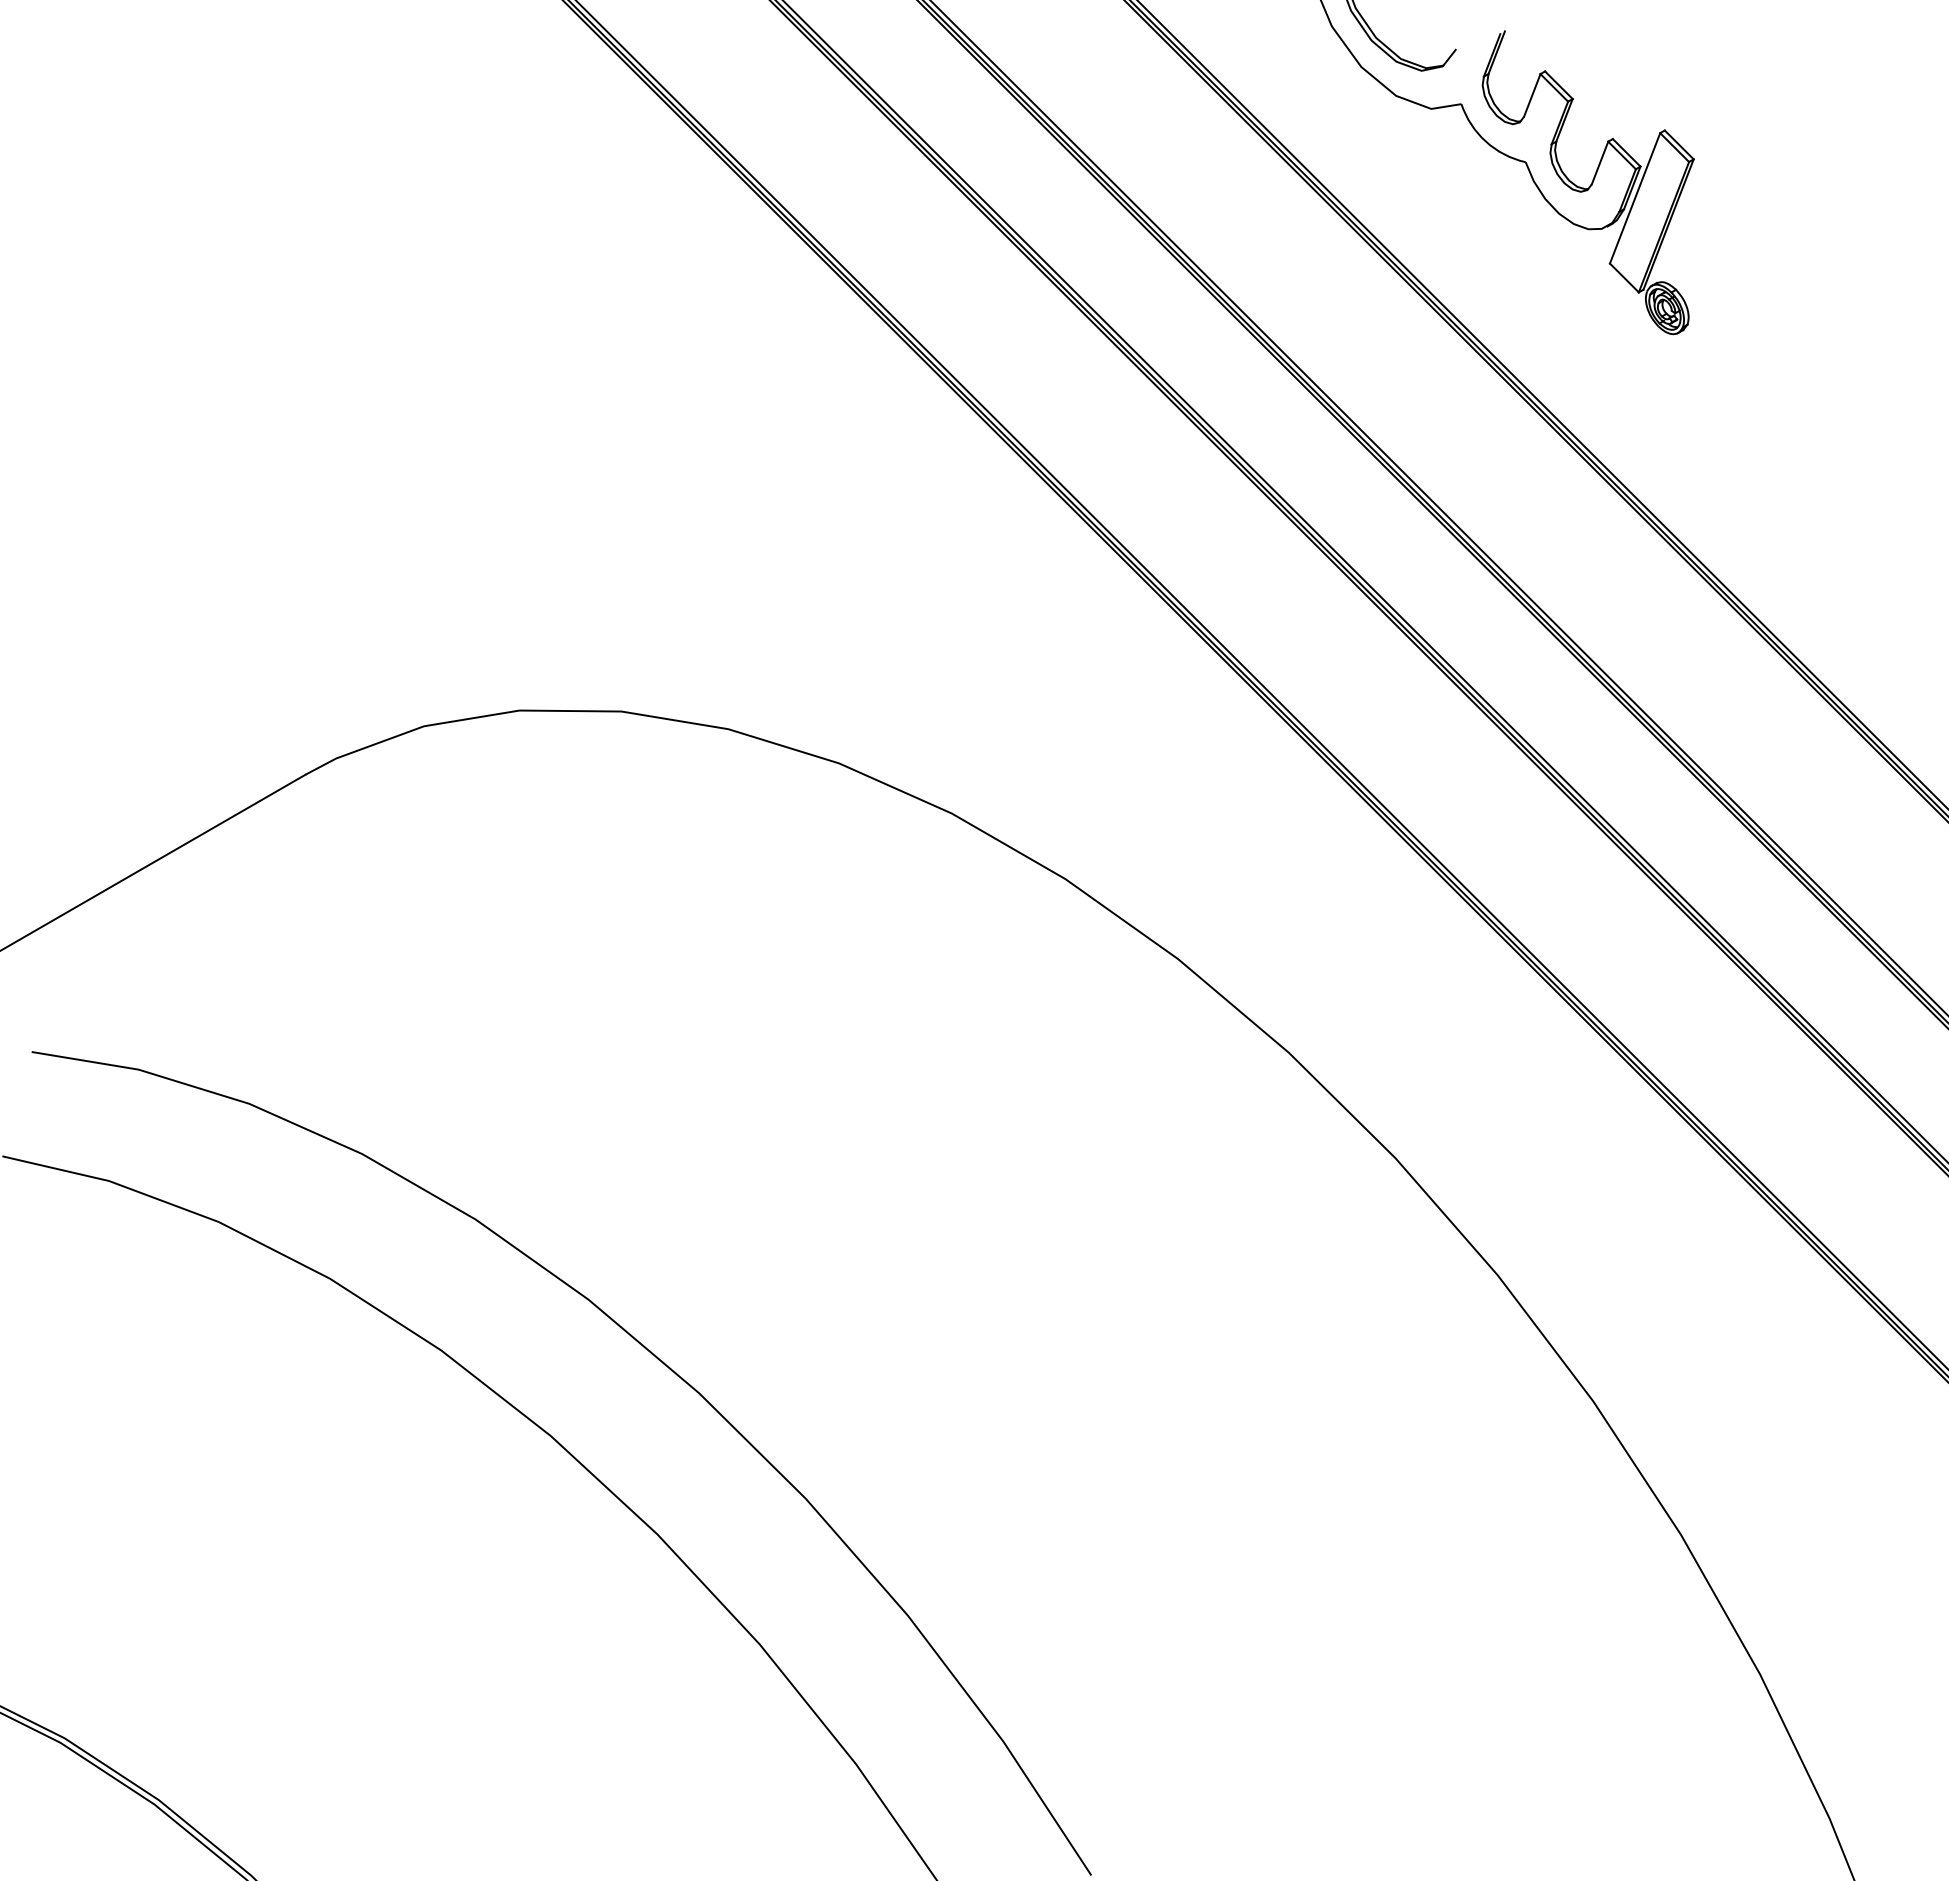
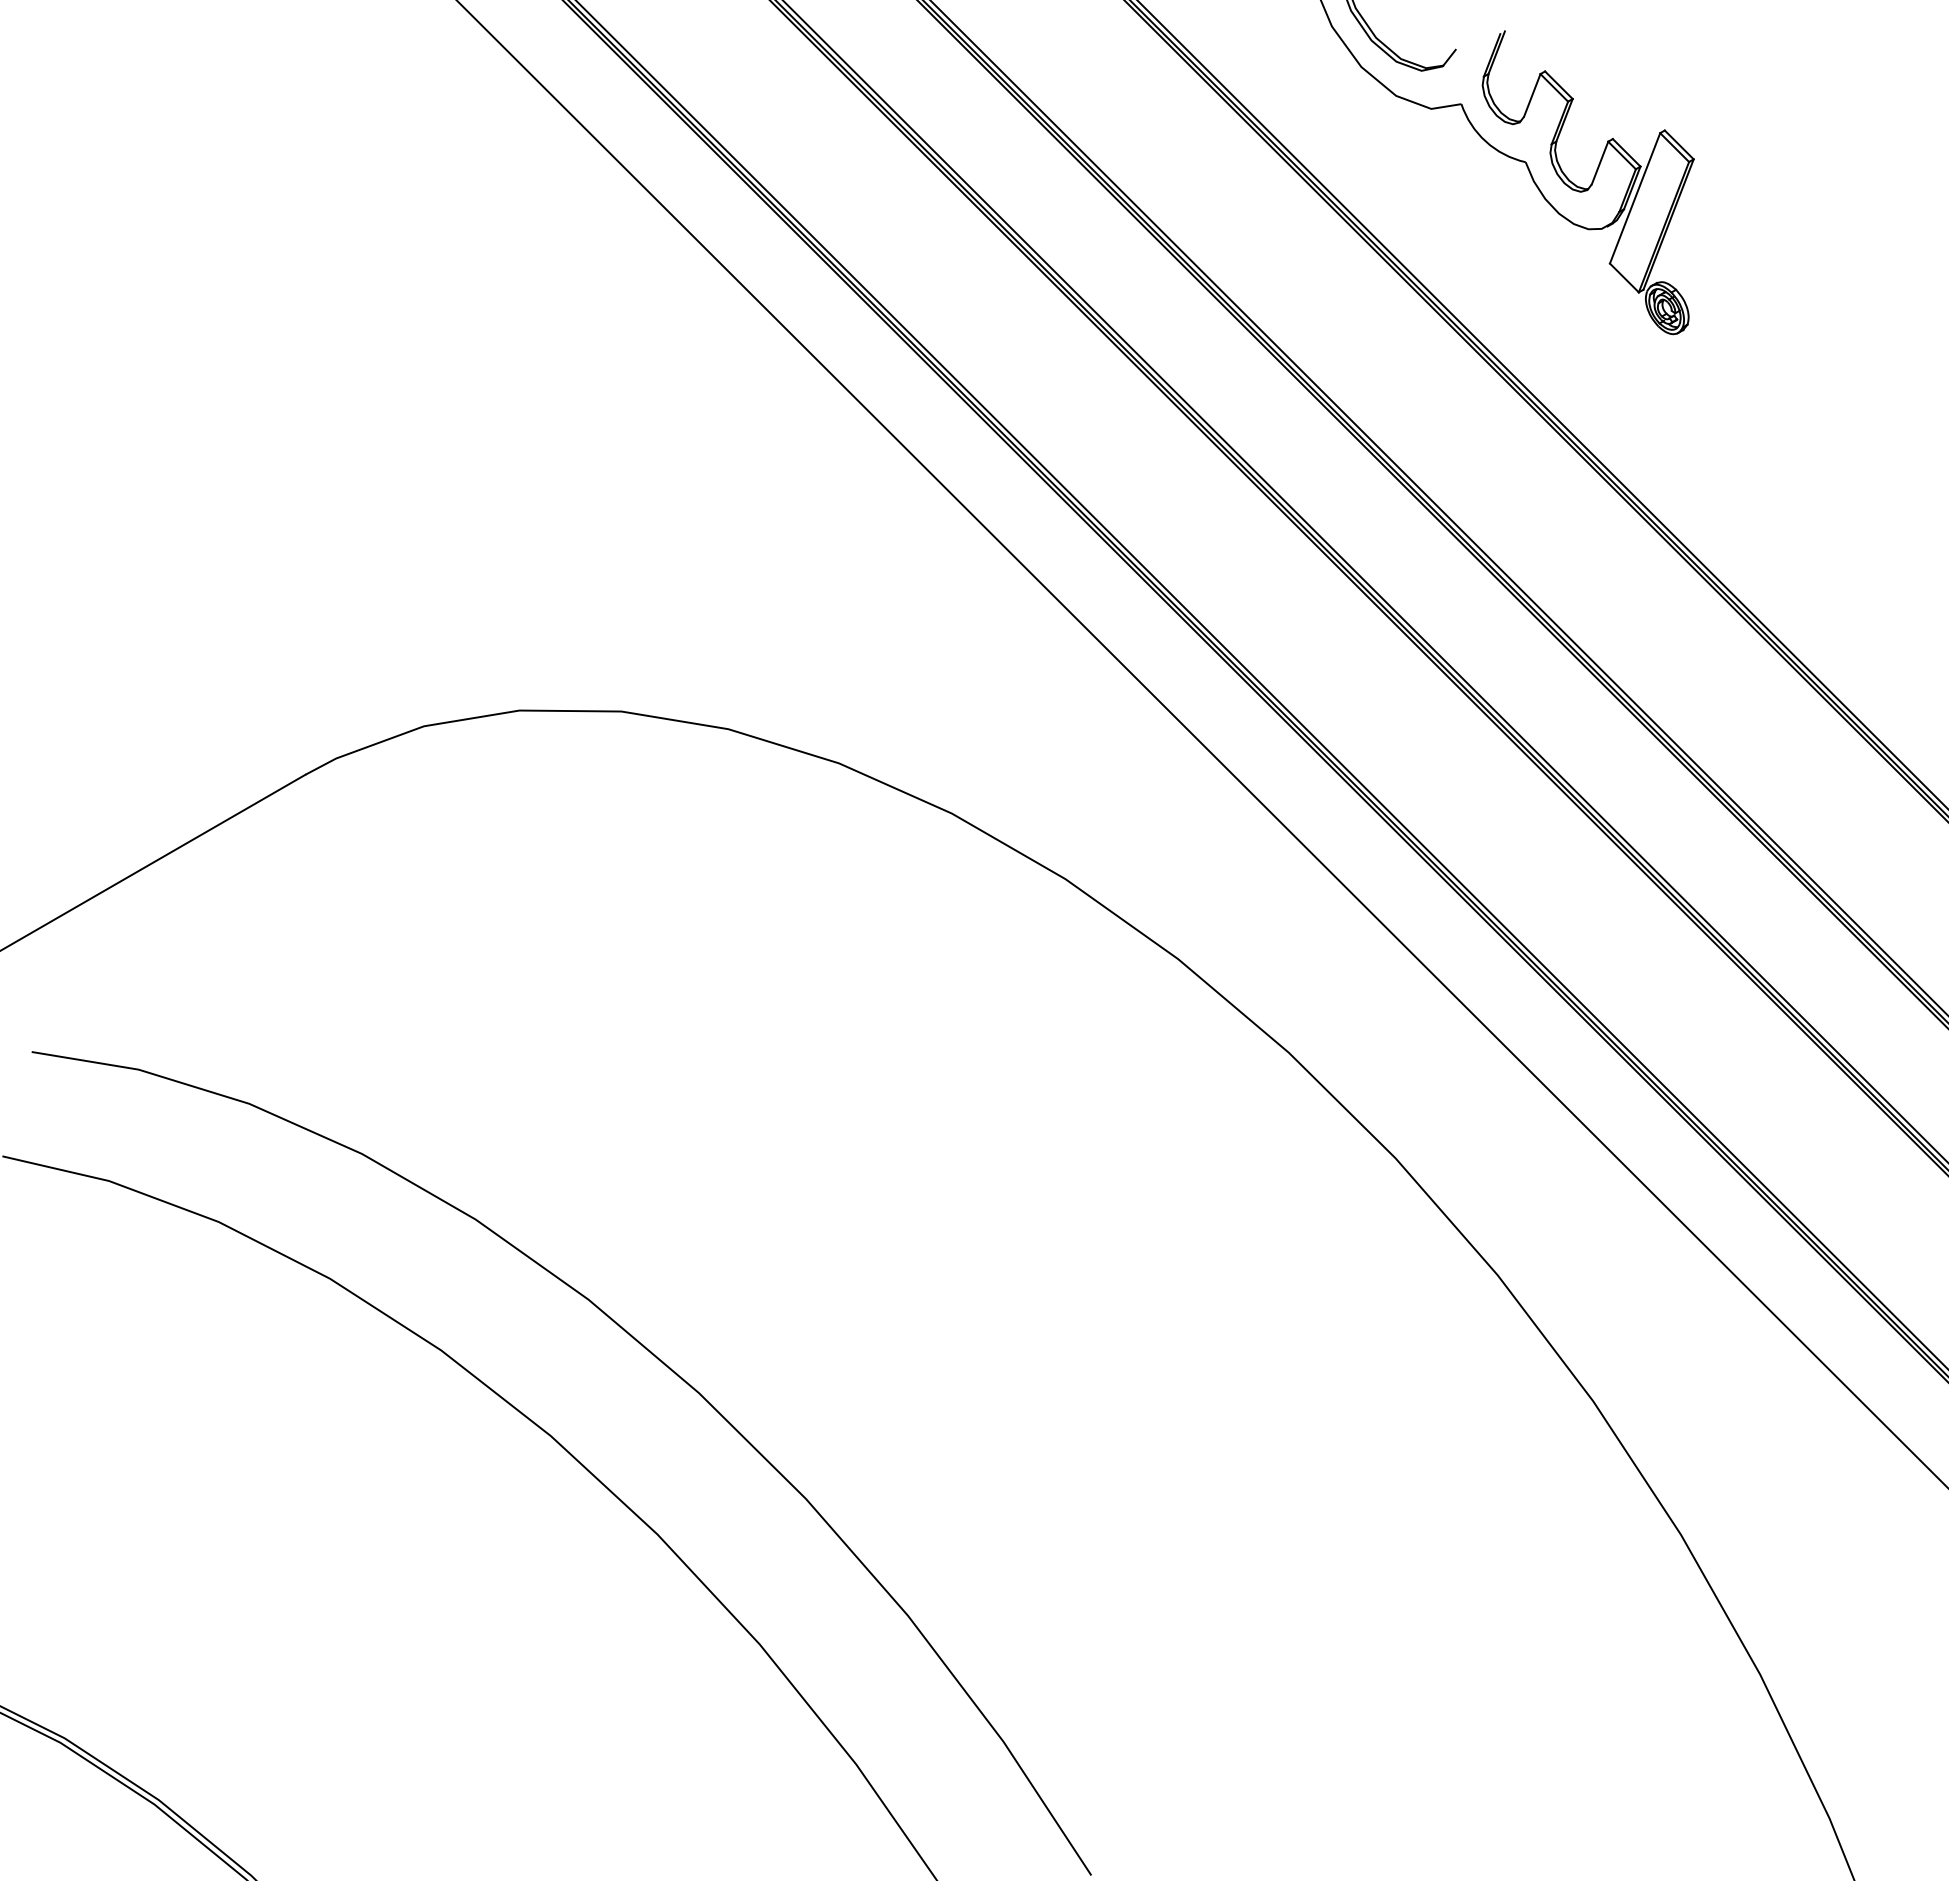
line: none -> present (1201, 743)
